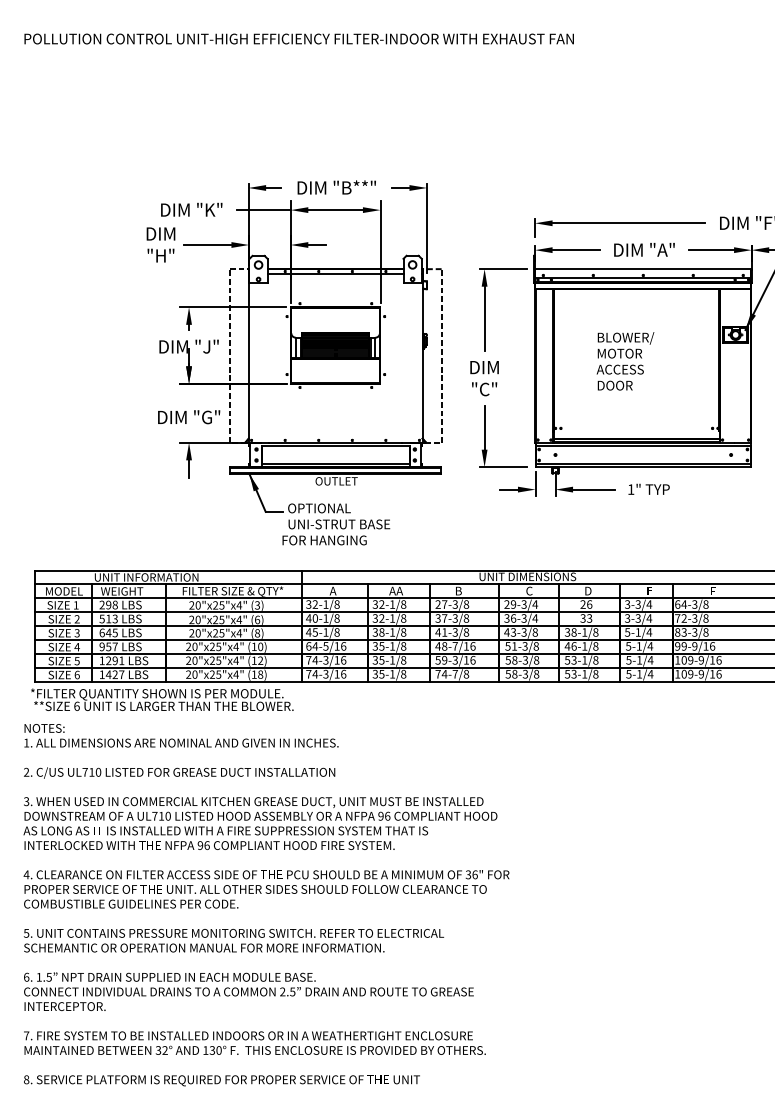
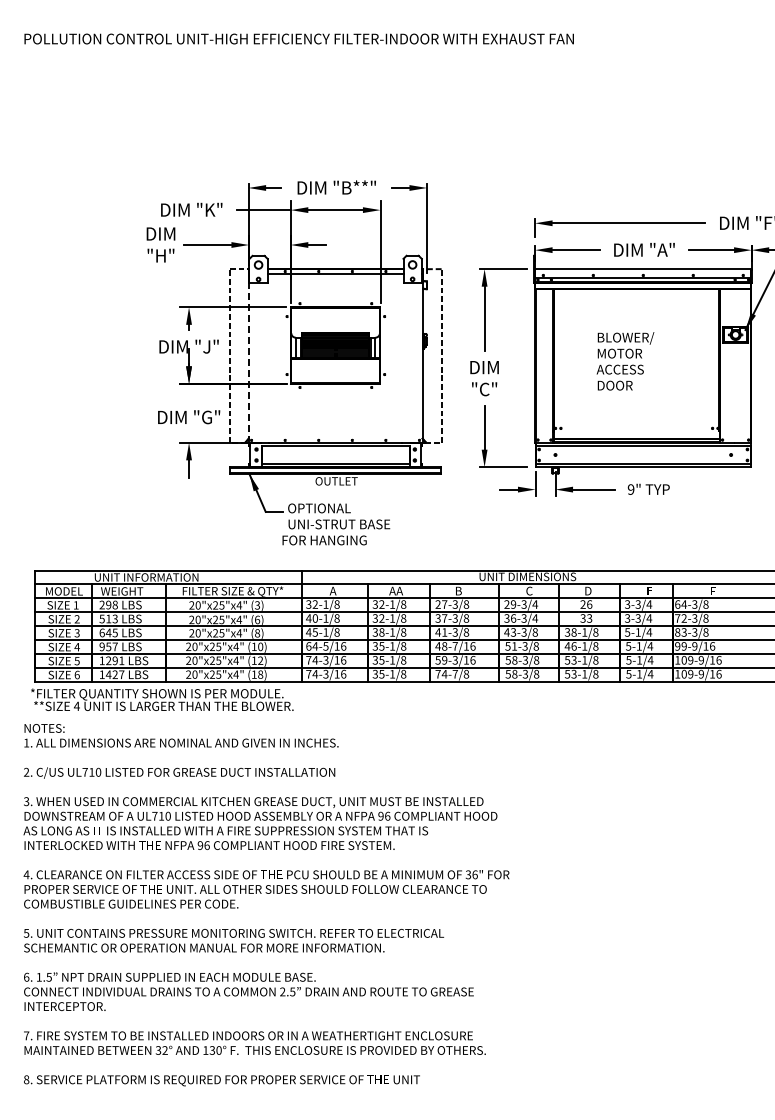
line: solid -> dashed (248, 362)
text: 1" -> 9" (630, 489)
text: 6 -> 4 (76, 705)
